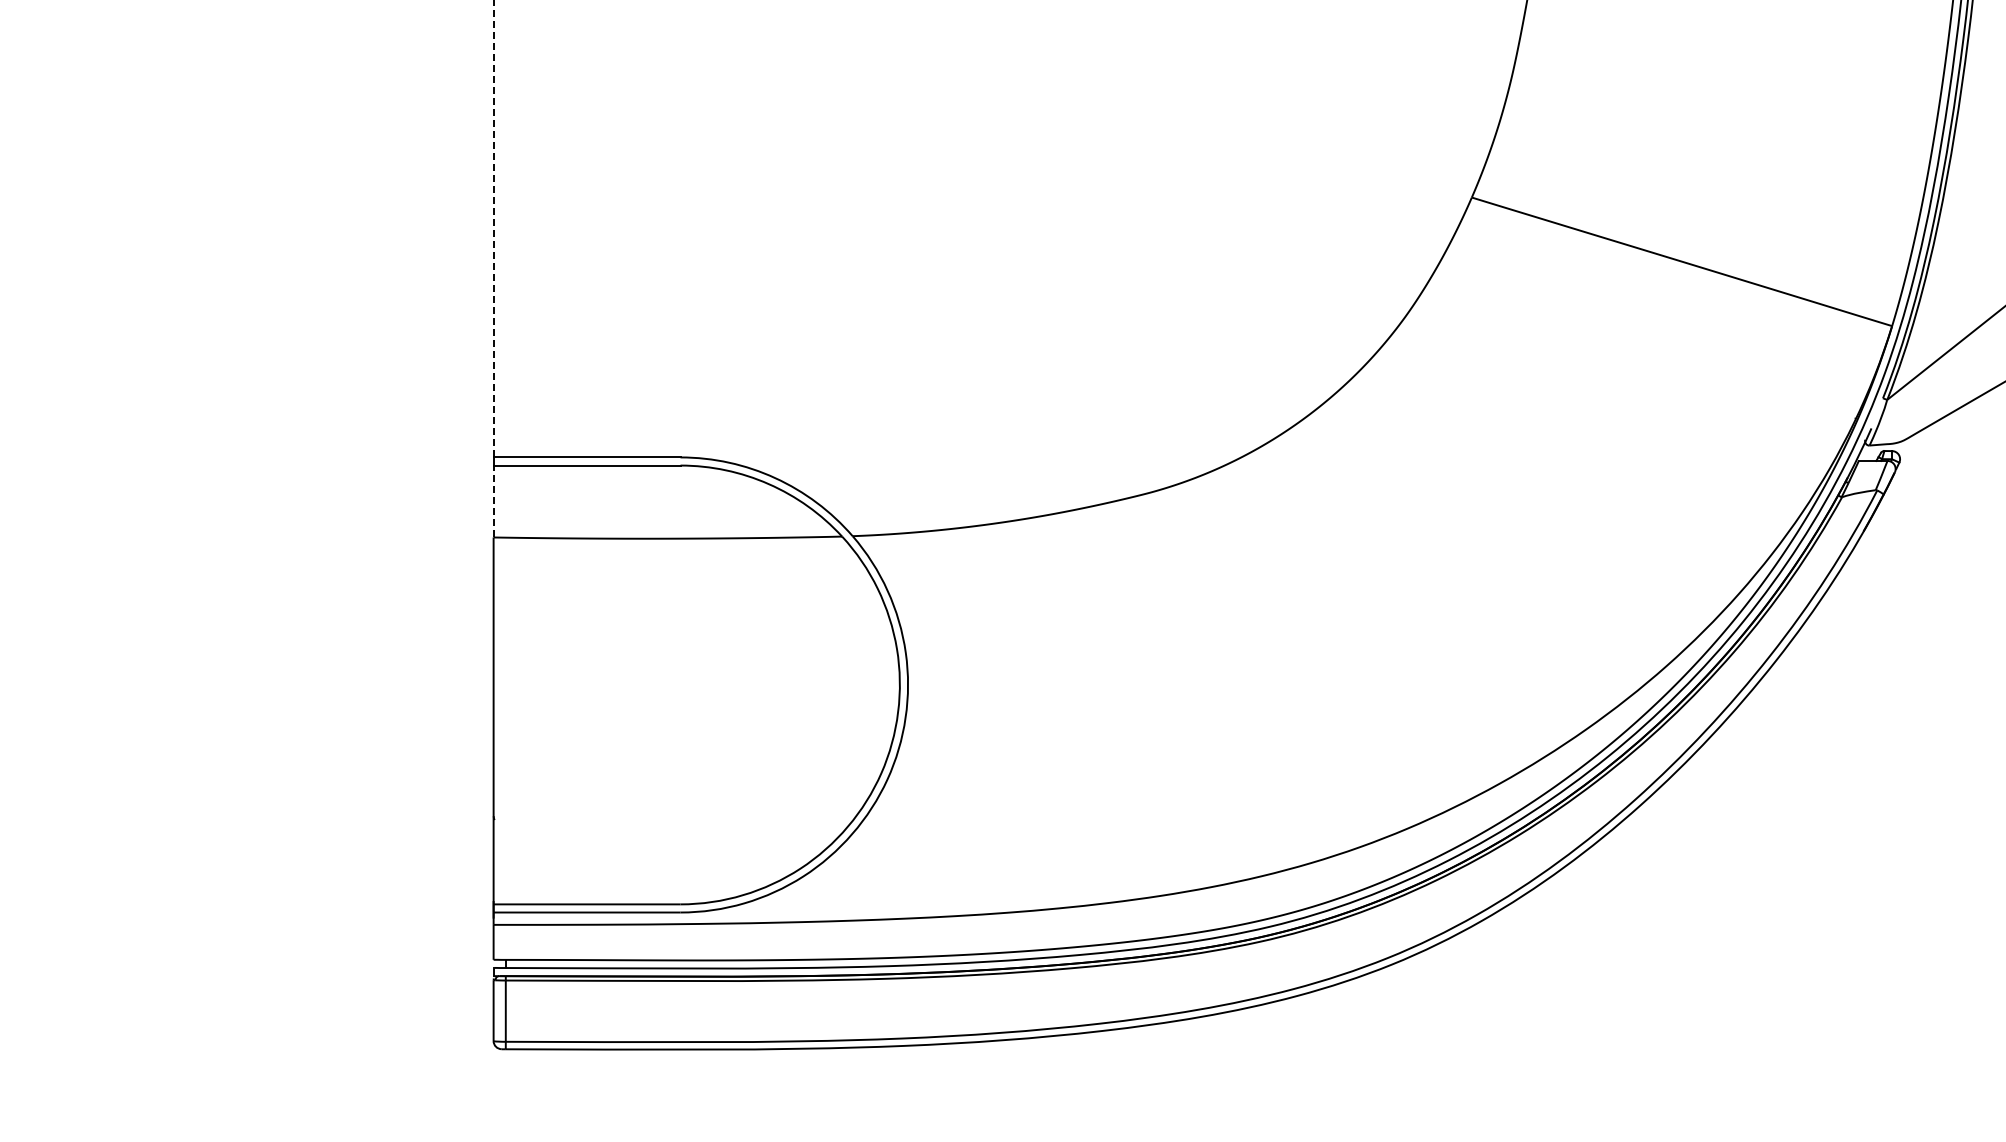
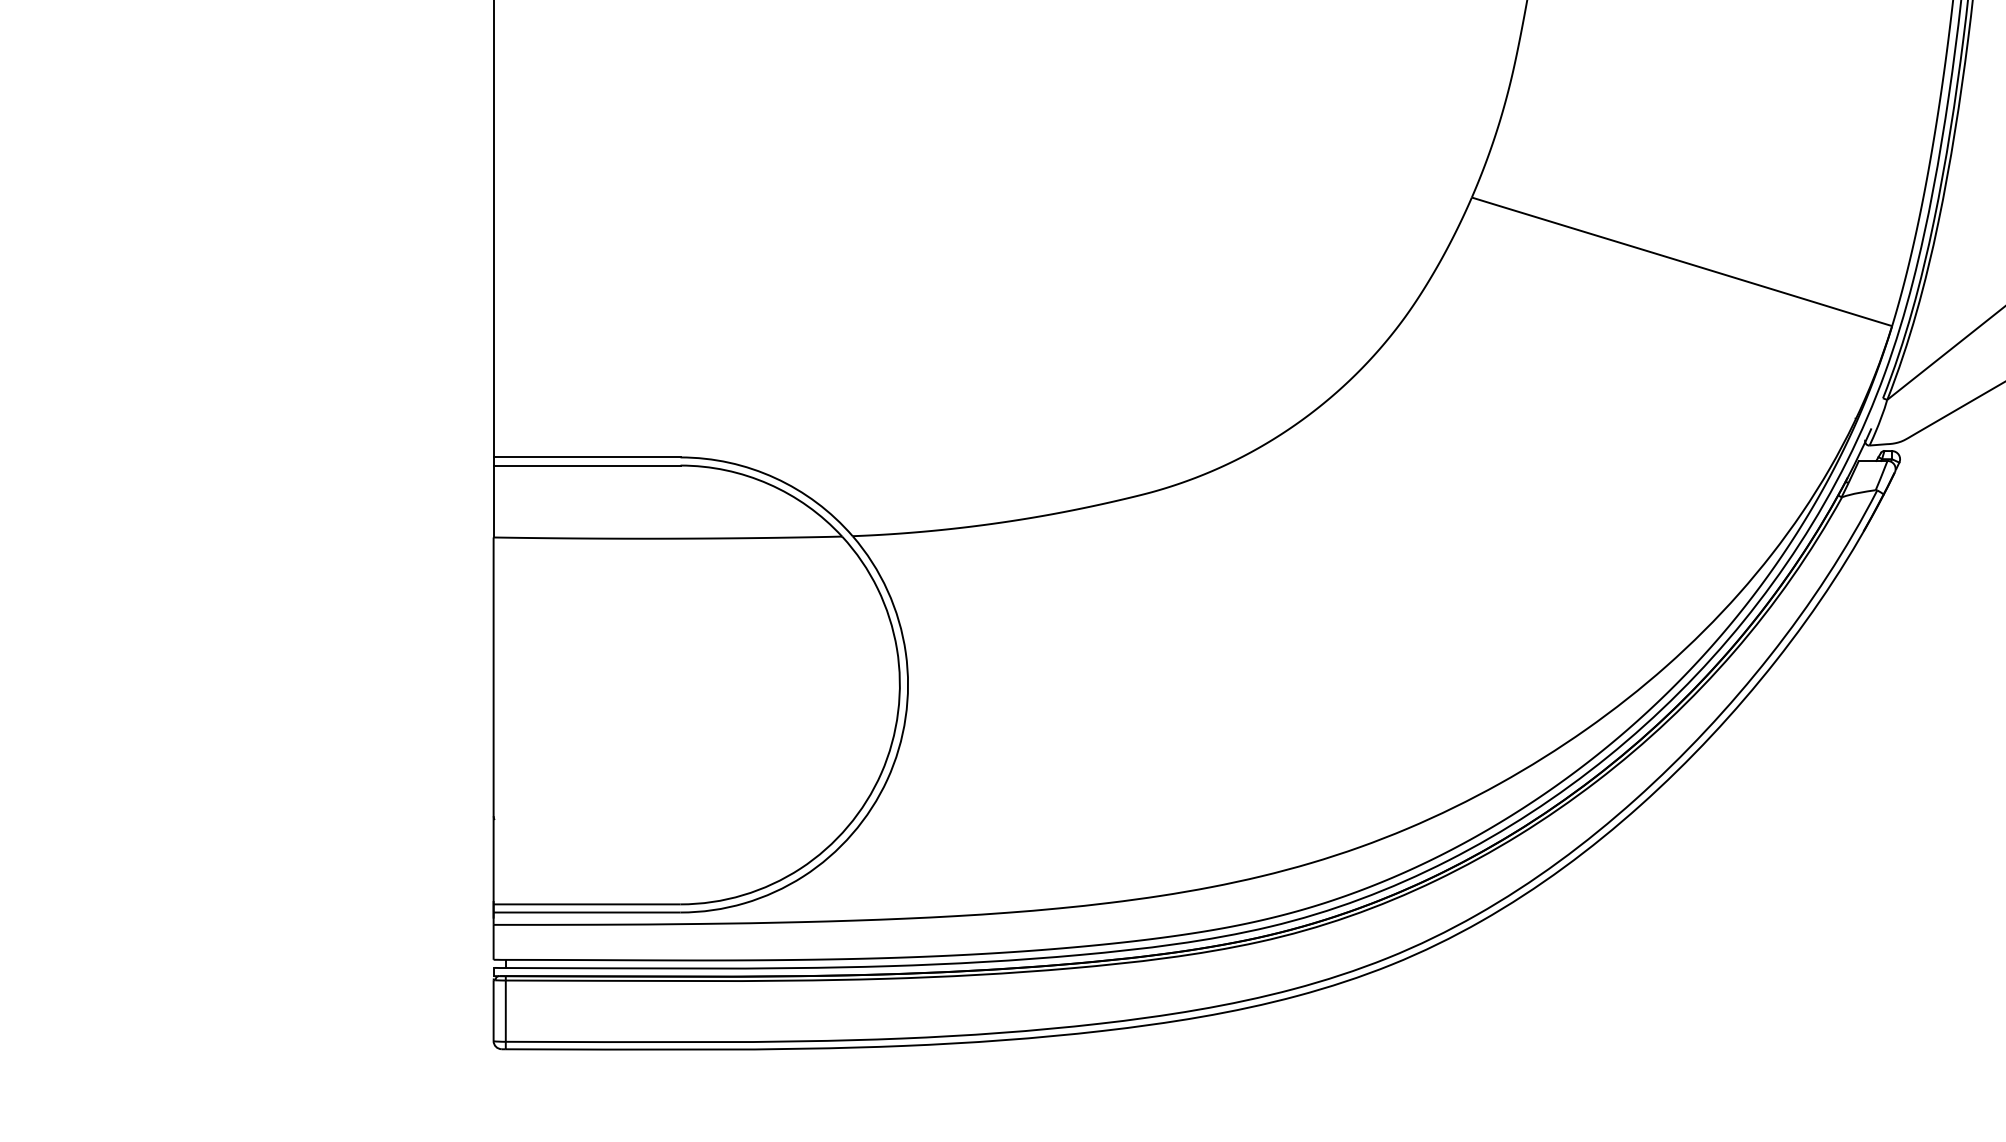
line: dashed -> solid (493, 228)
line: dashed -> solid (493, 501)
